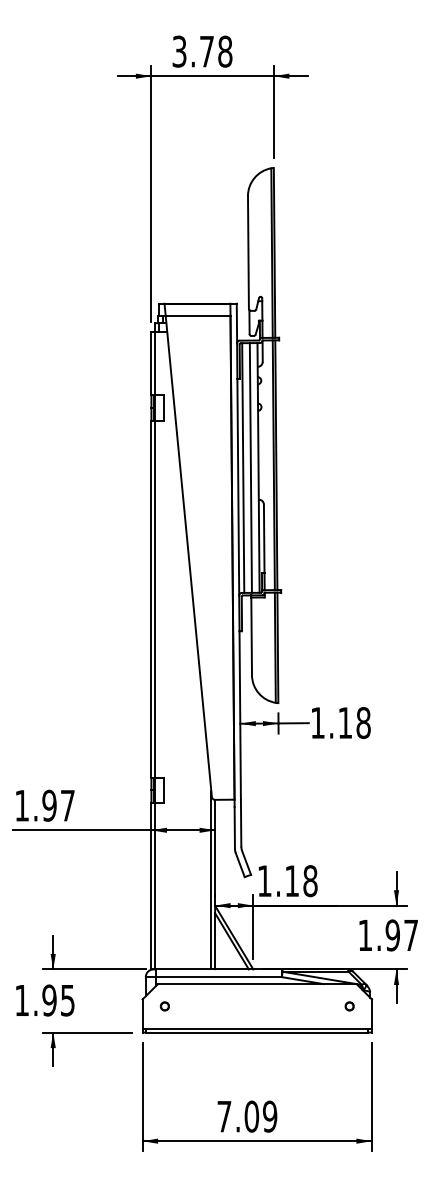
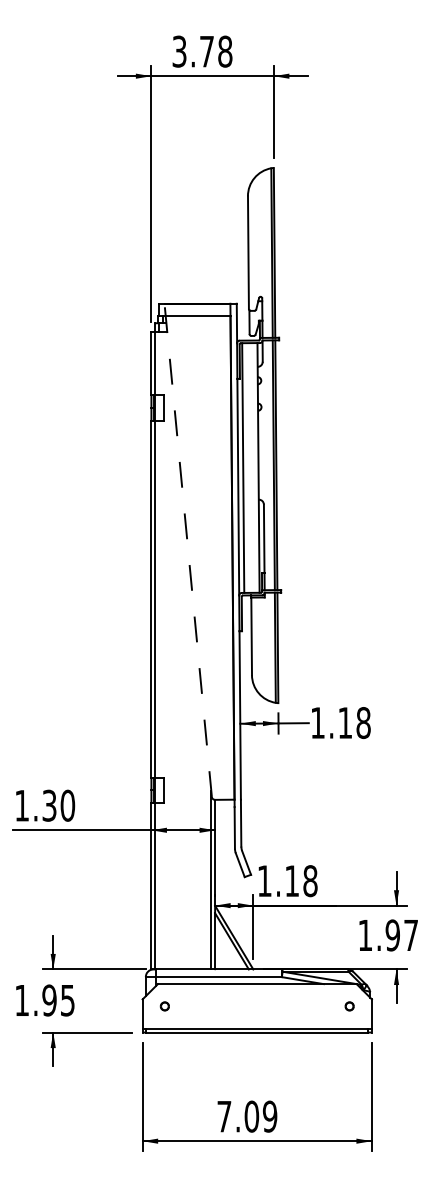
line: present -> none (250, 467)
line: solid -> dashed (188, 550)
text: 1.97 -> 1.30 (58, 805)
